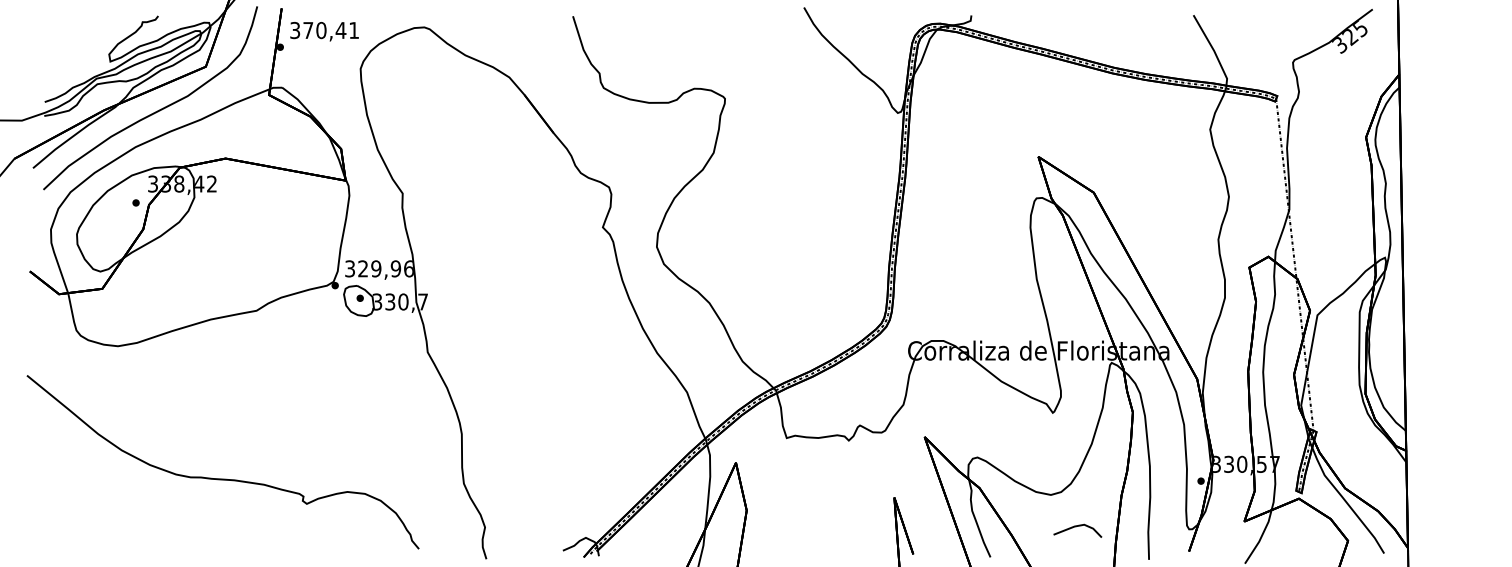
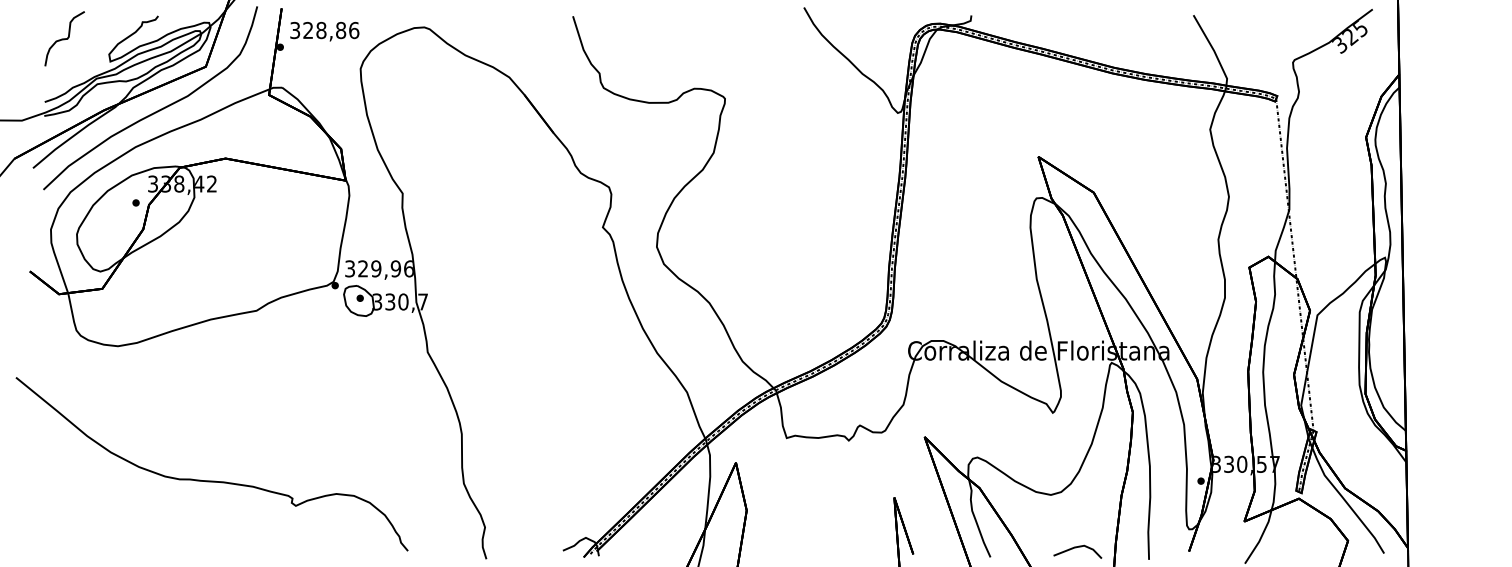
text: 370,41 -> 328,86 (331, 30)
curve: none -> present (64, 38)
curve position: (222, 478) -> (211, 480) (211, 480)
line position: (1076, 527) -> (1076, 548) (1076, 548)
